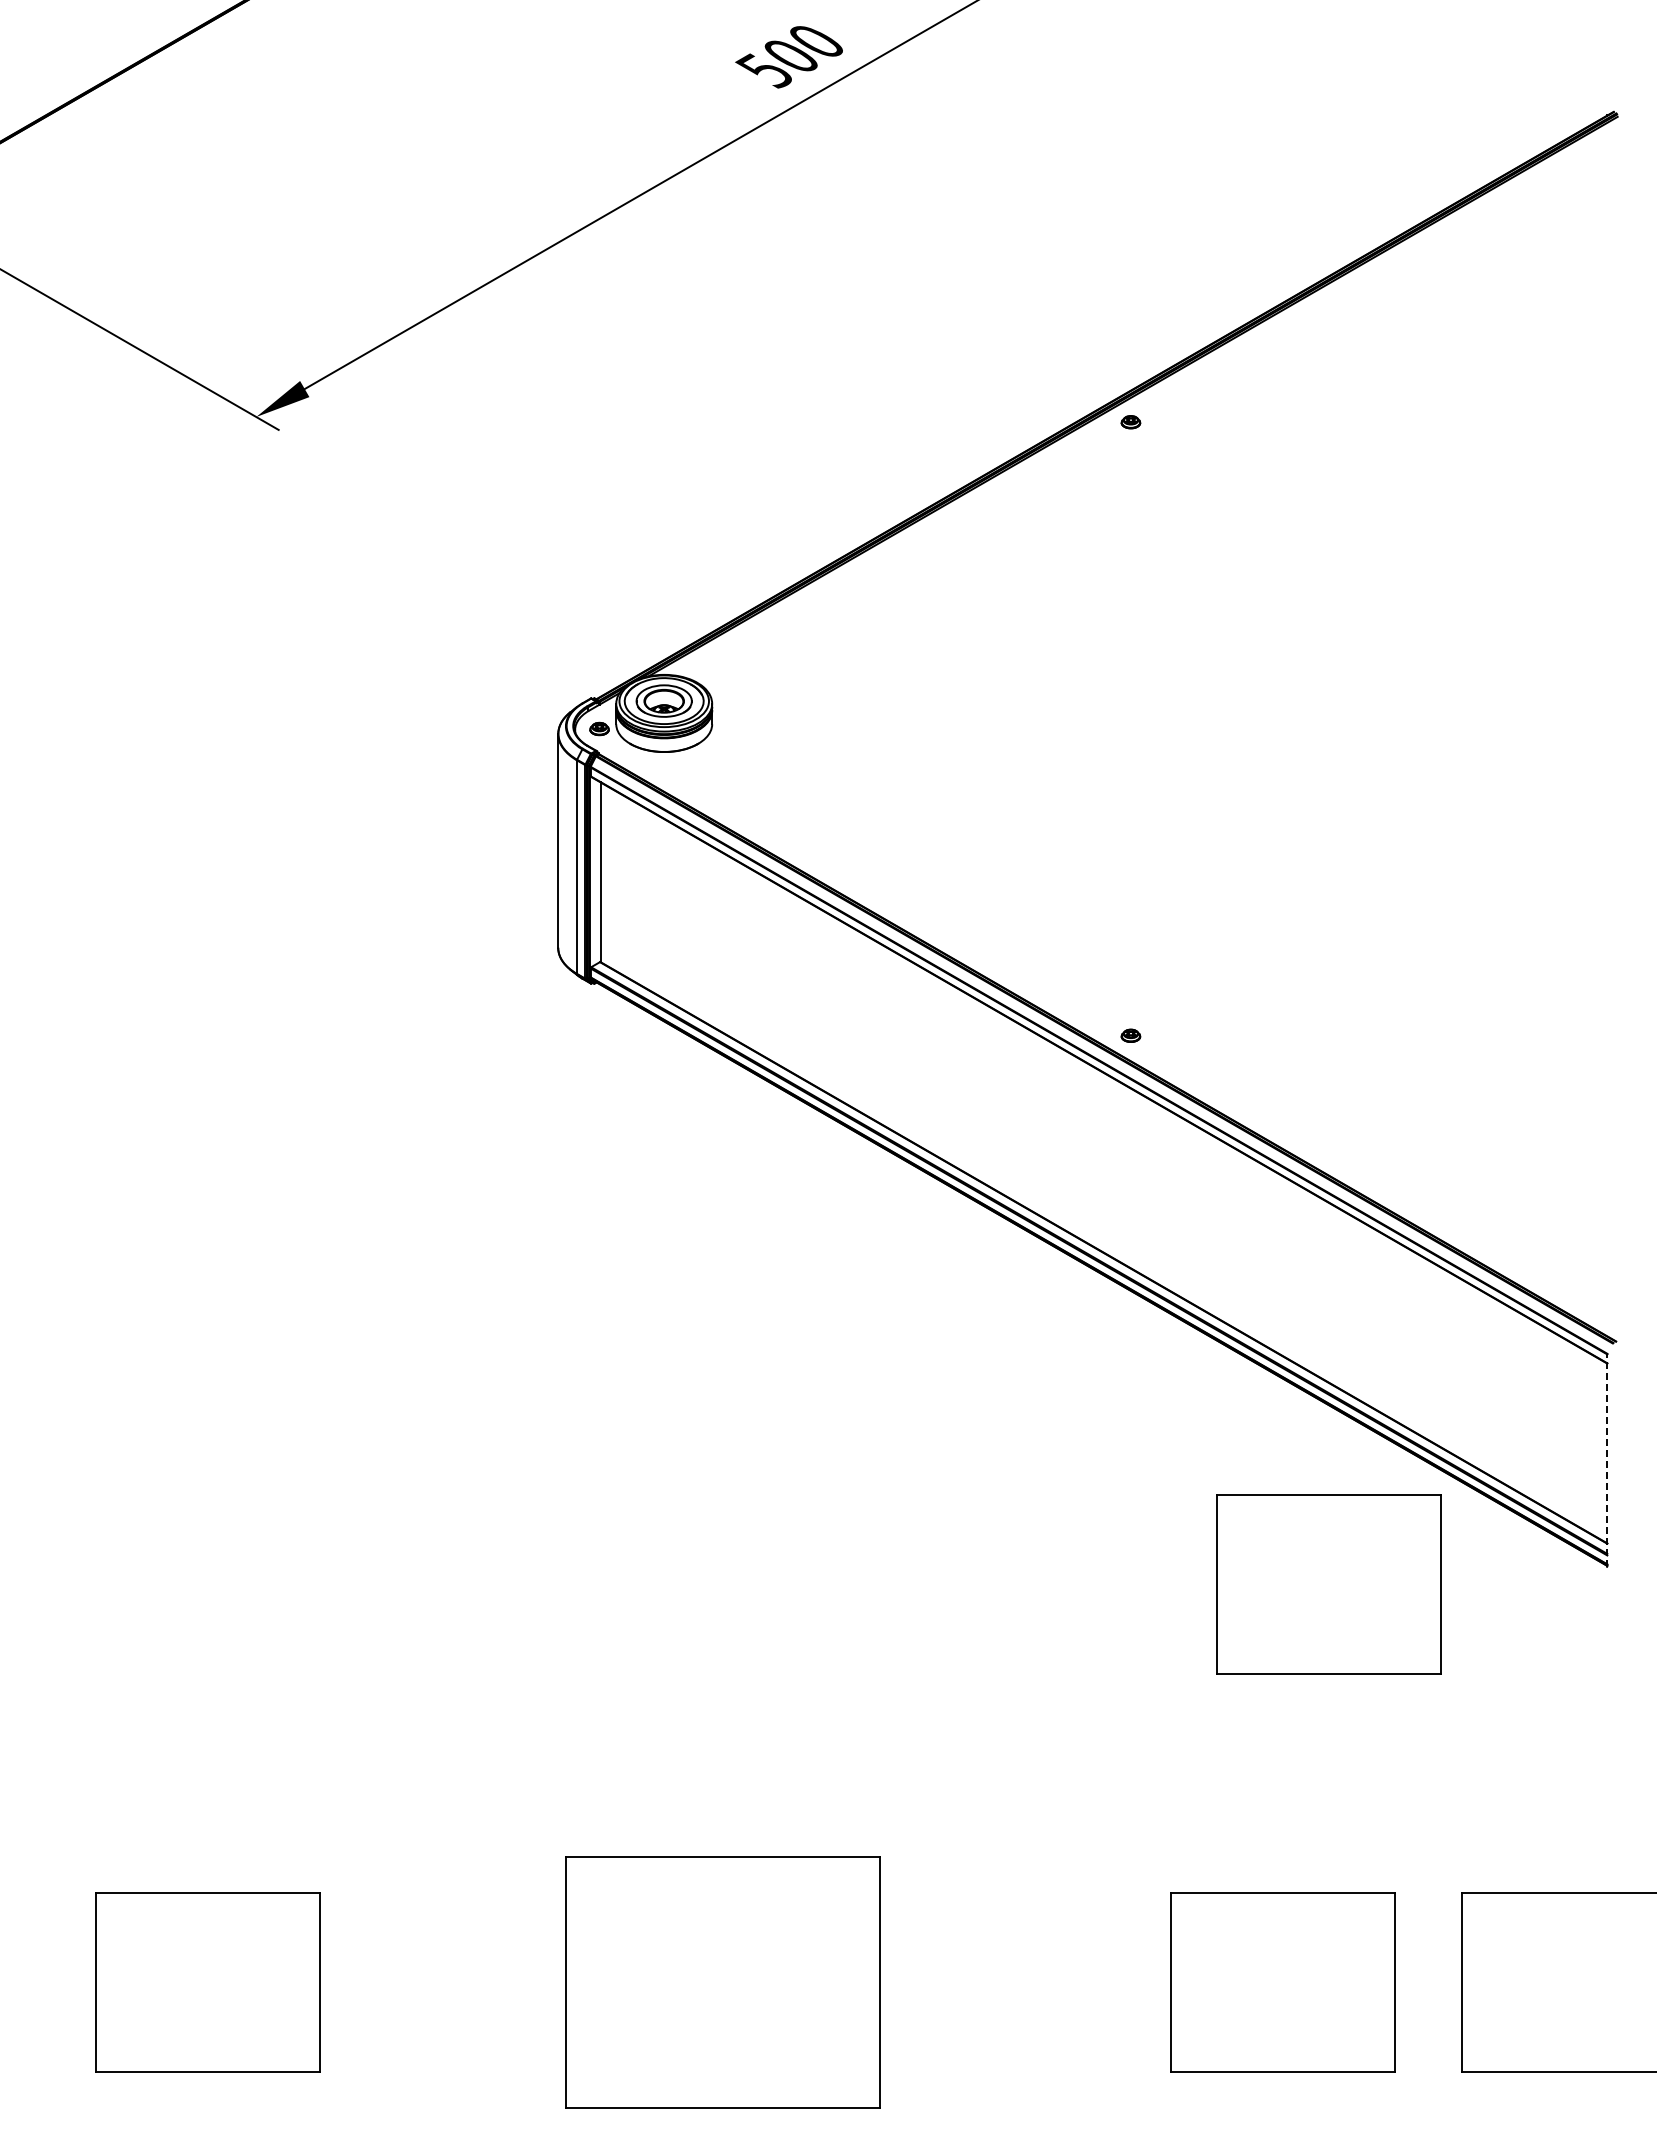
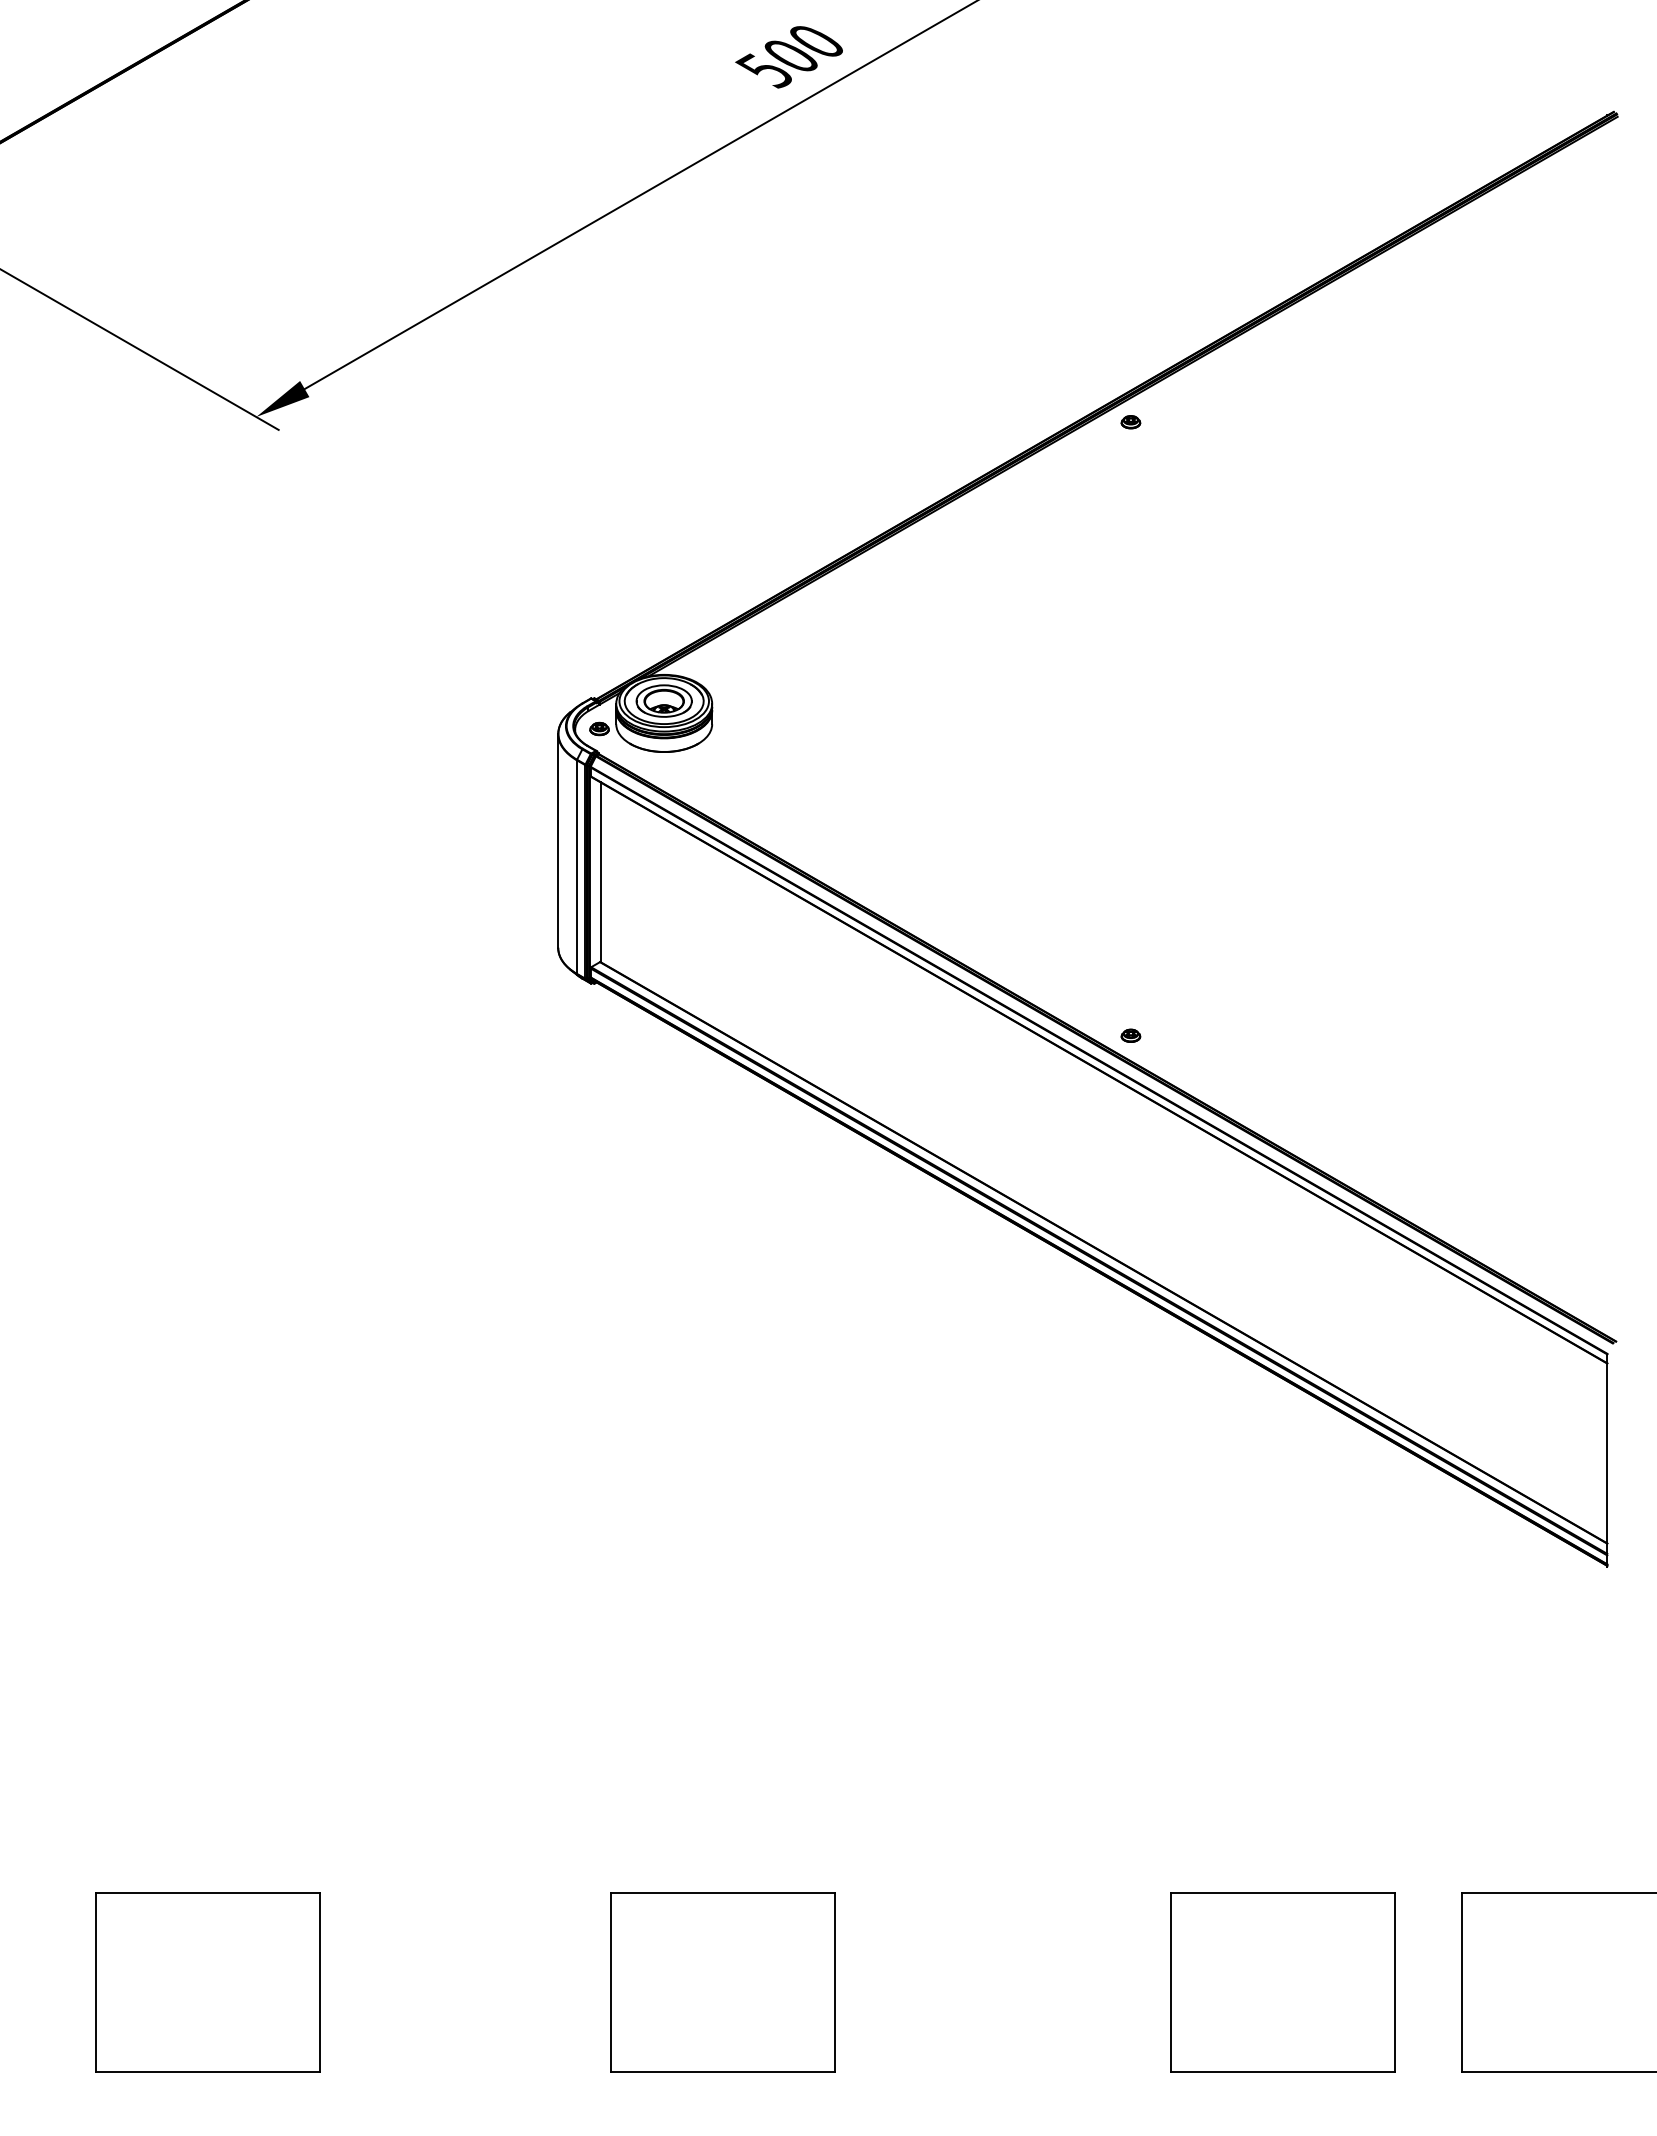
line: dashed -> solid (1607, 1459)
part: present -> none (1328, 1584)
part size: 316x253 px -> 226x181 px (722, 1982)
